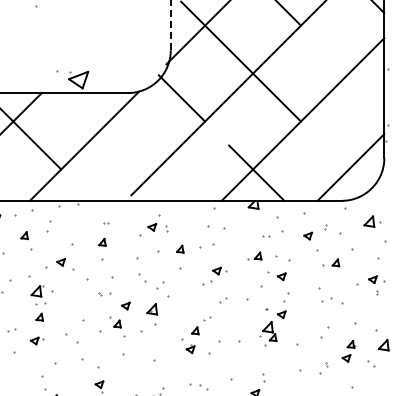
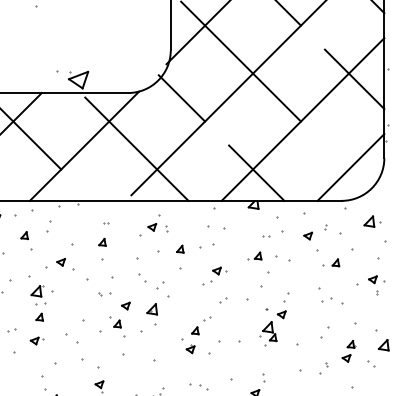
line: dashed -> solid (170, 25)
line: none -> present (354, 79)
line: none -> present (136, 148)
part: present -> none (281, 276)
